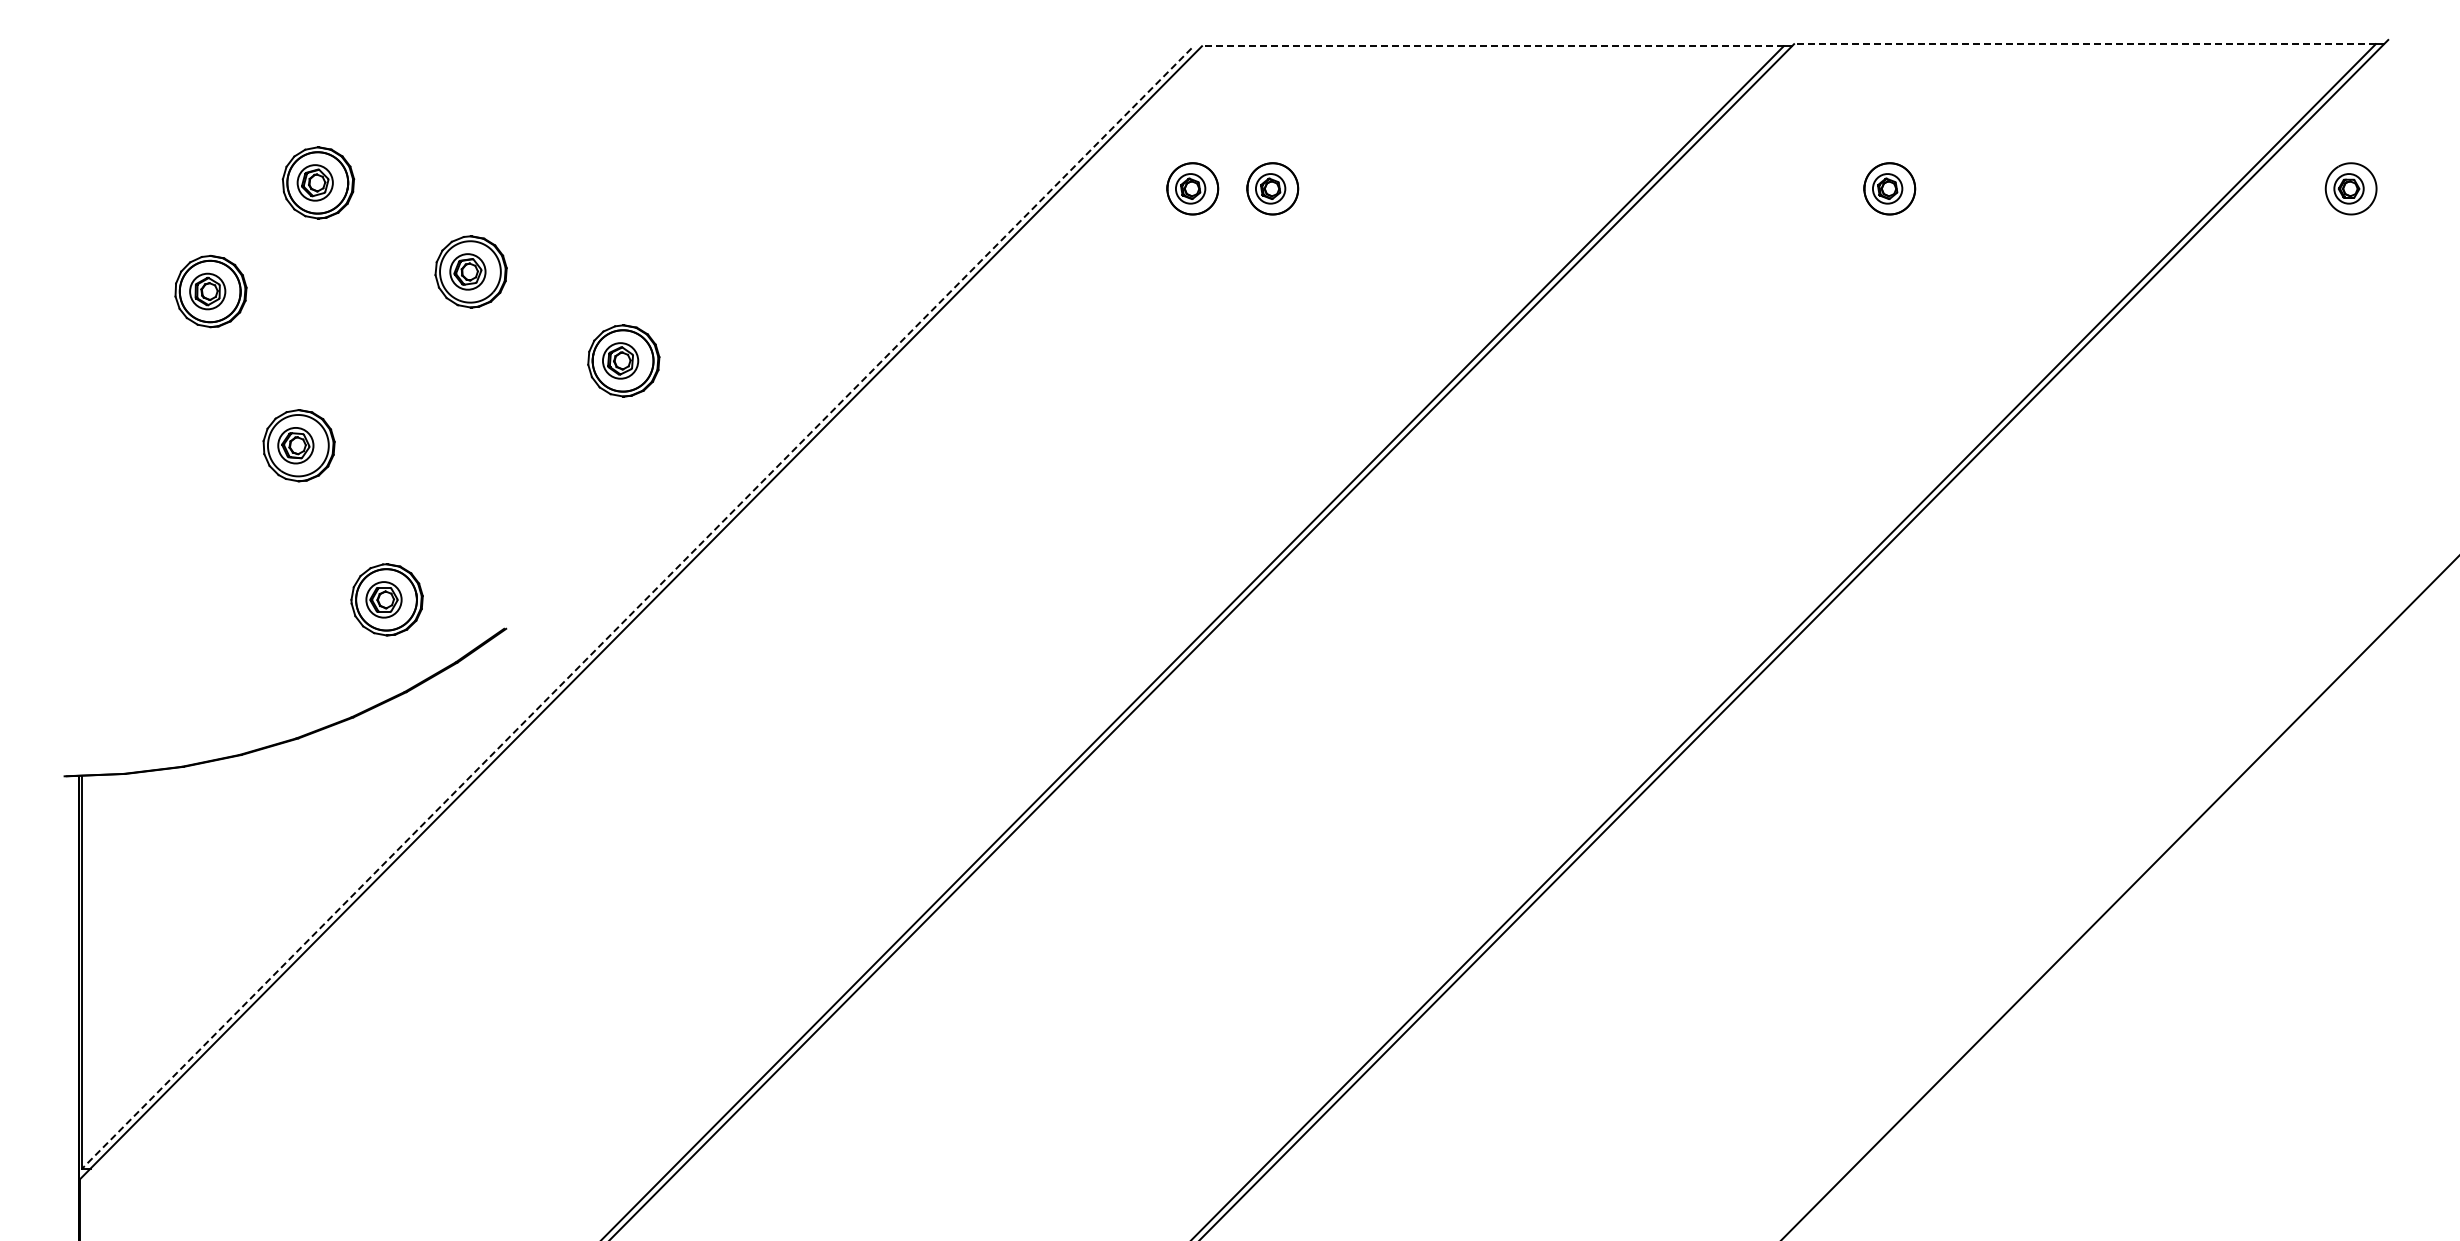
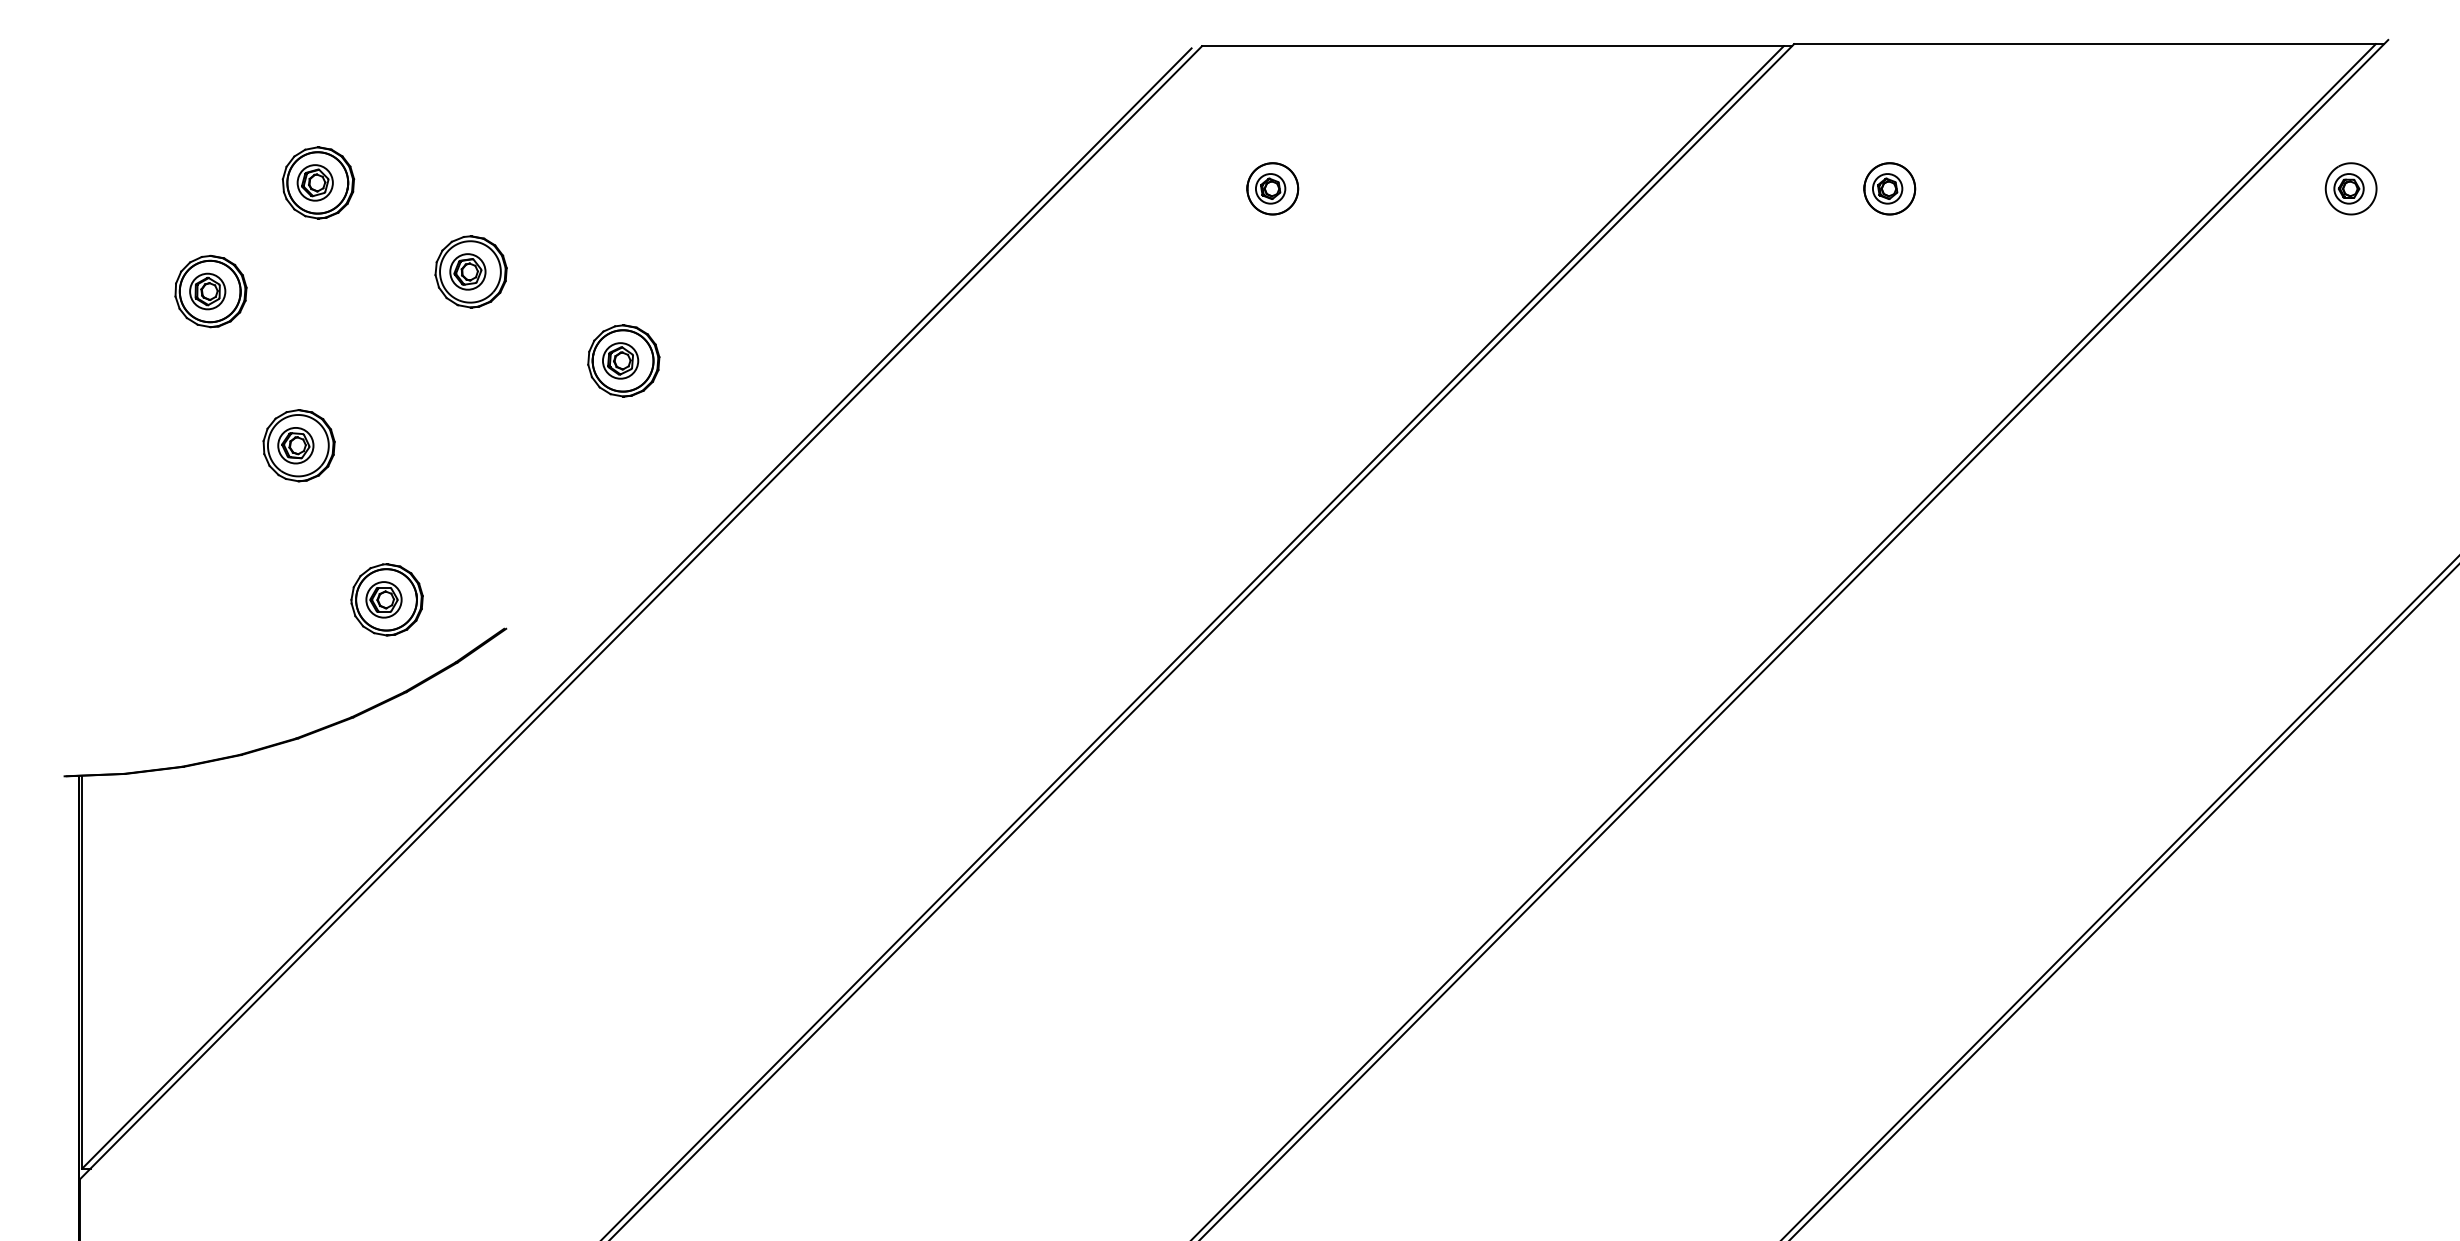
line: dashed -> solid (2084, 44)
line: dashed -> solid (1492, 46)
part: present -> none (1192, 188)
line: dashed -> solid (636, 608)
line: none -> present (2124, 901)
